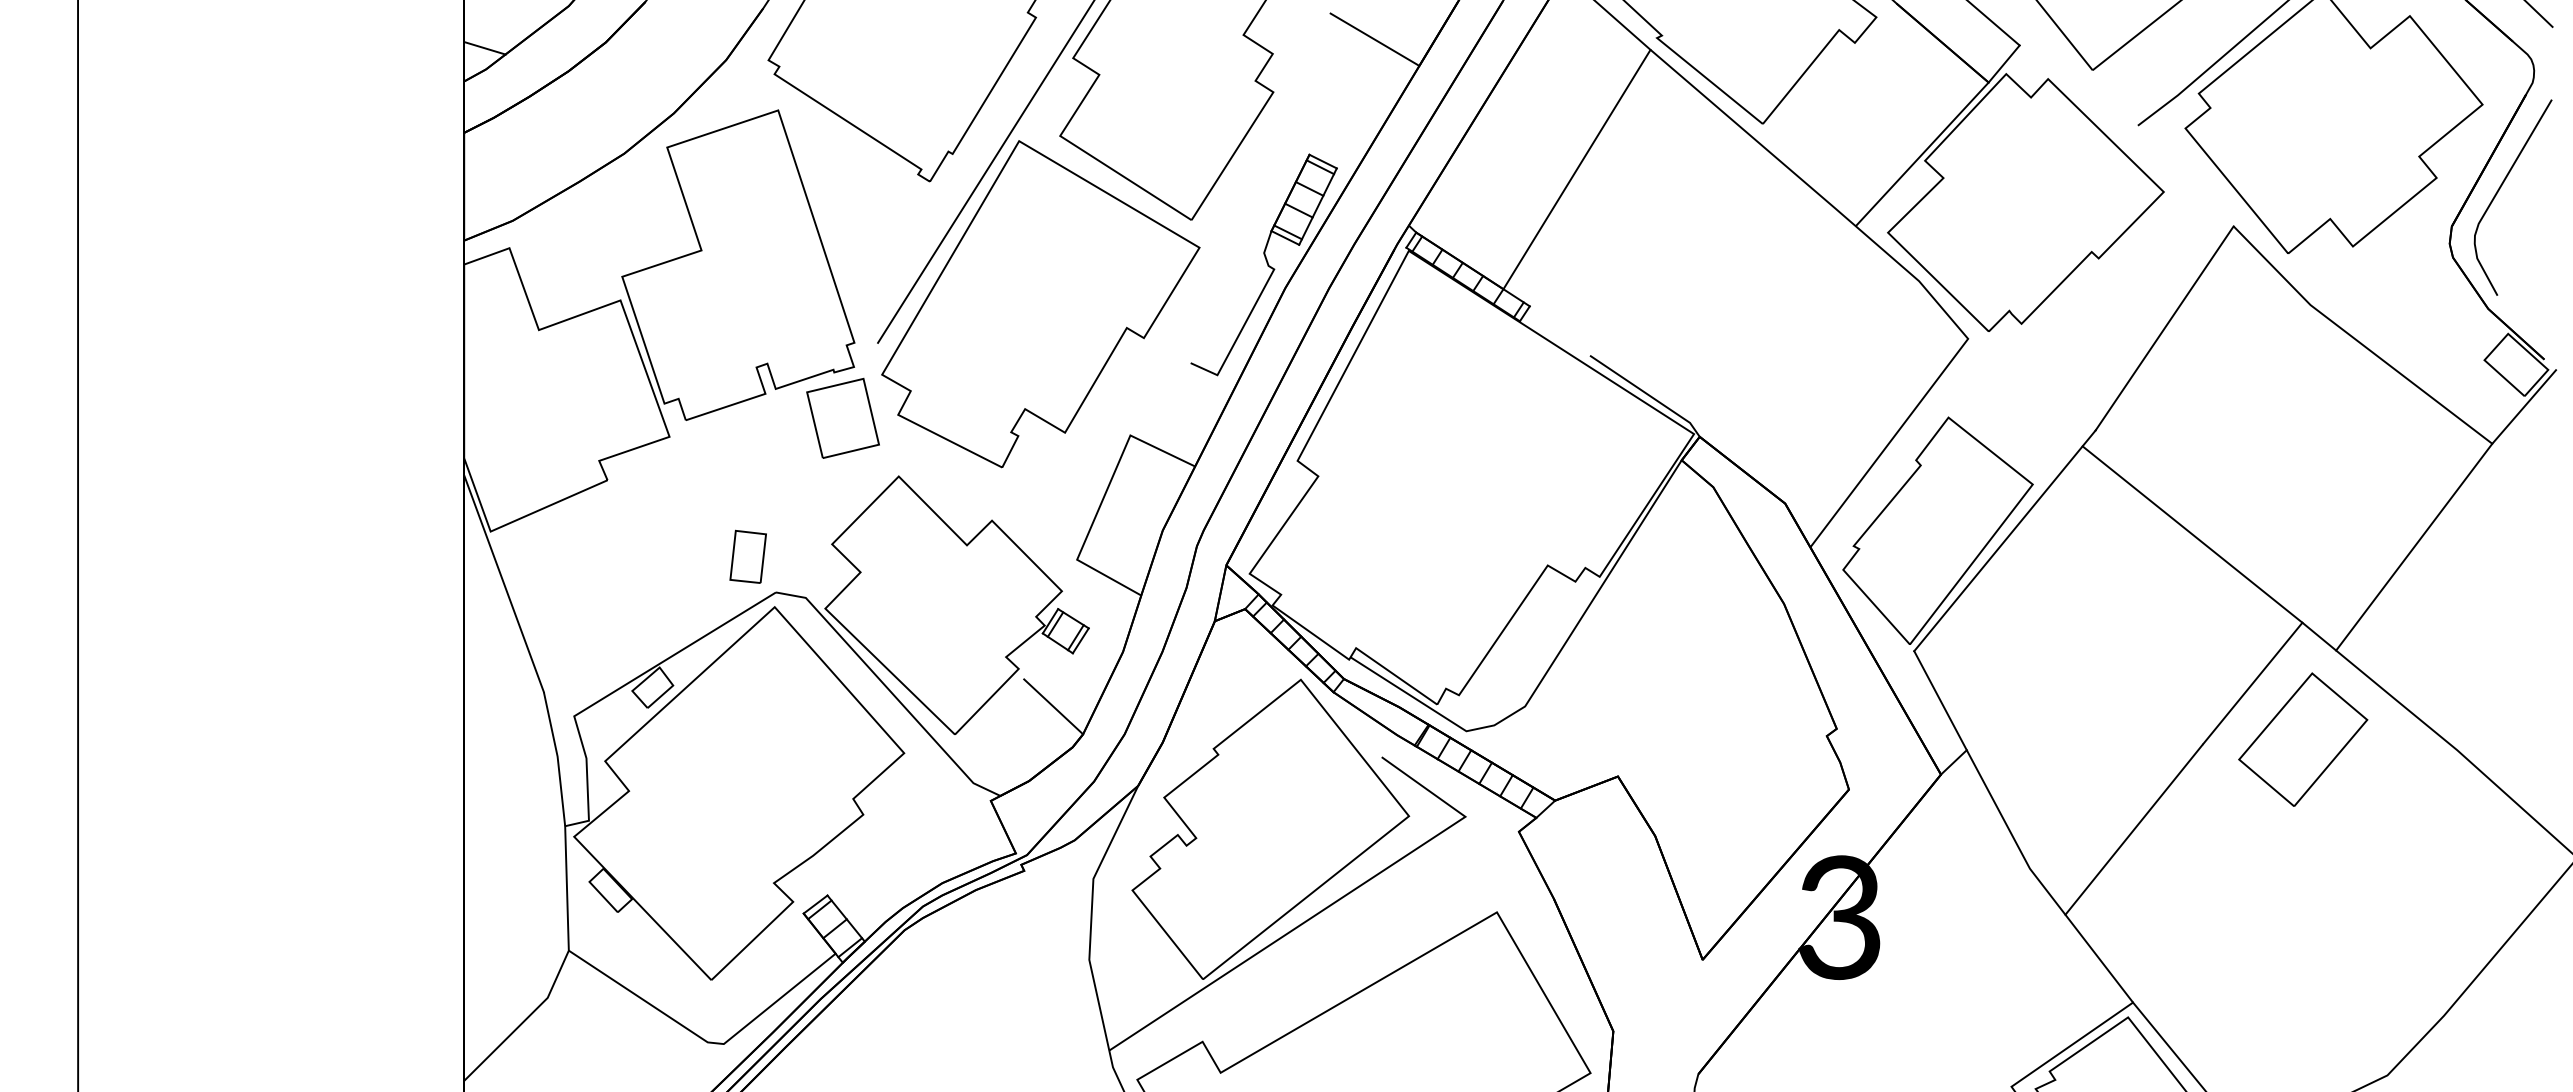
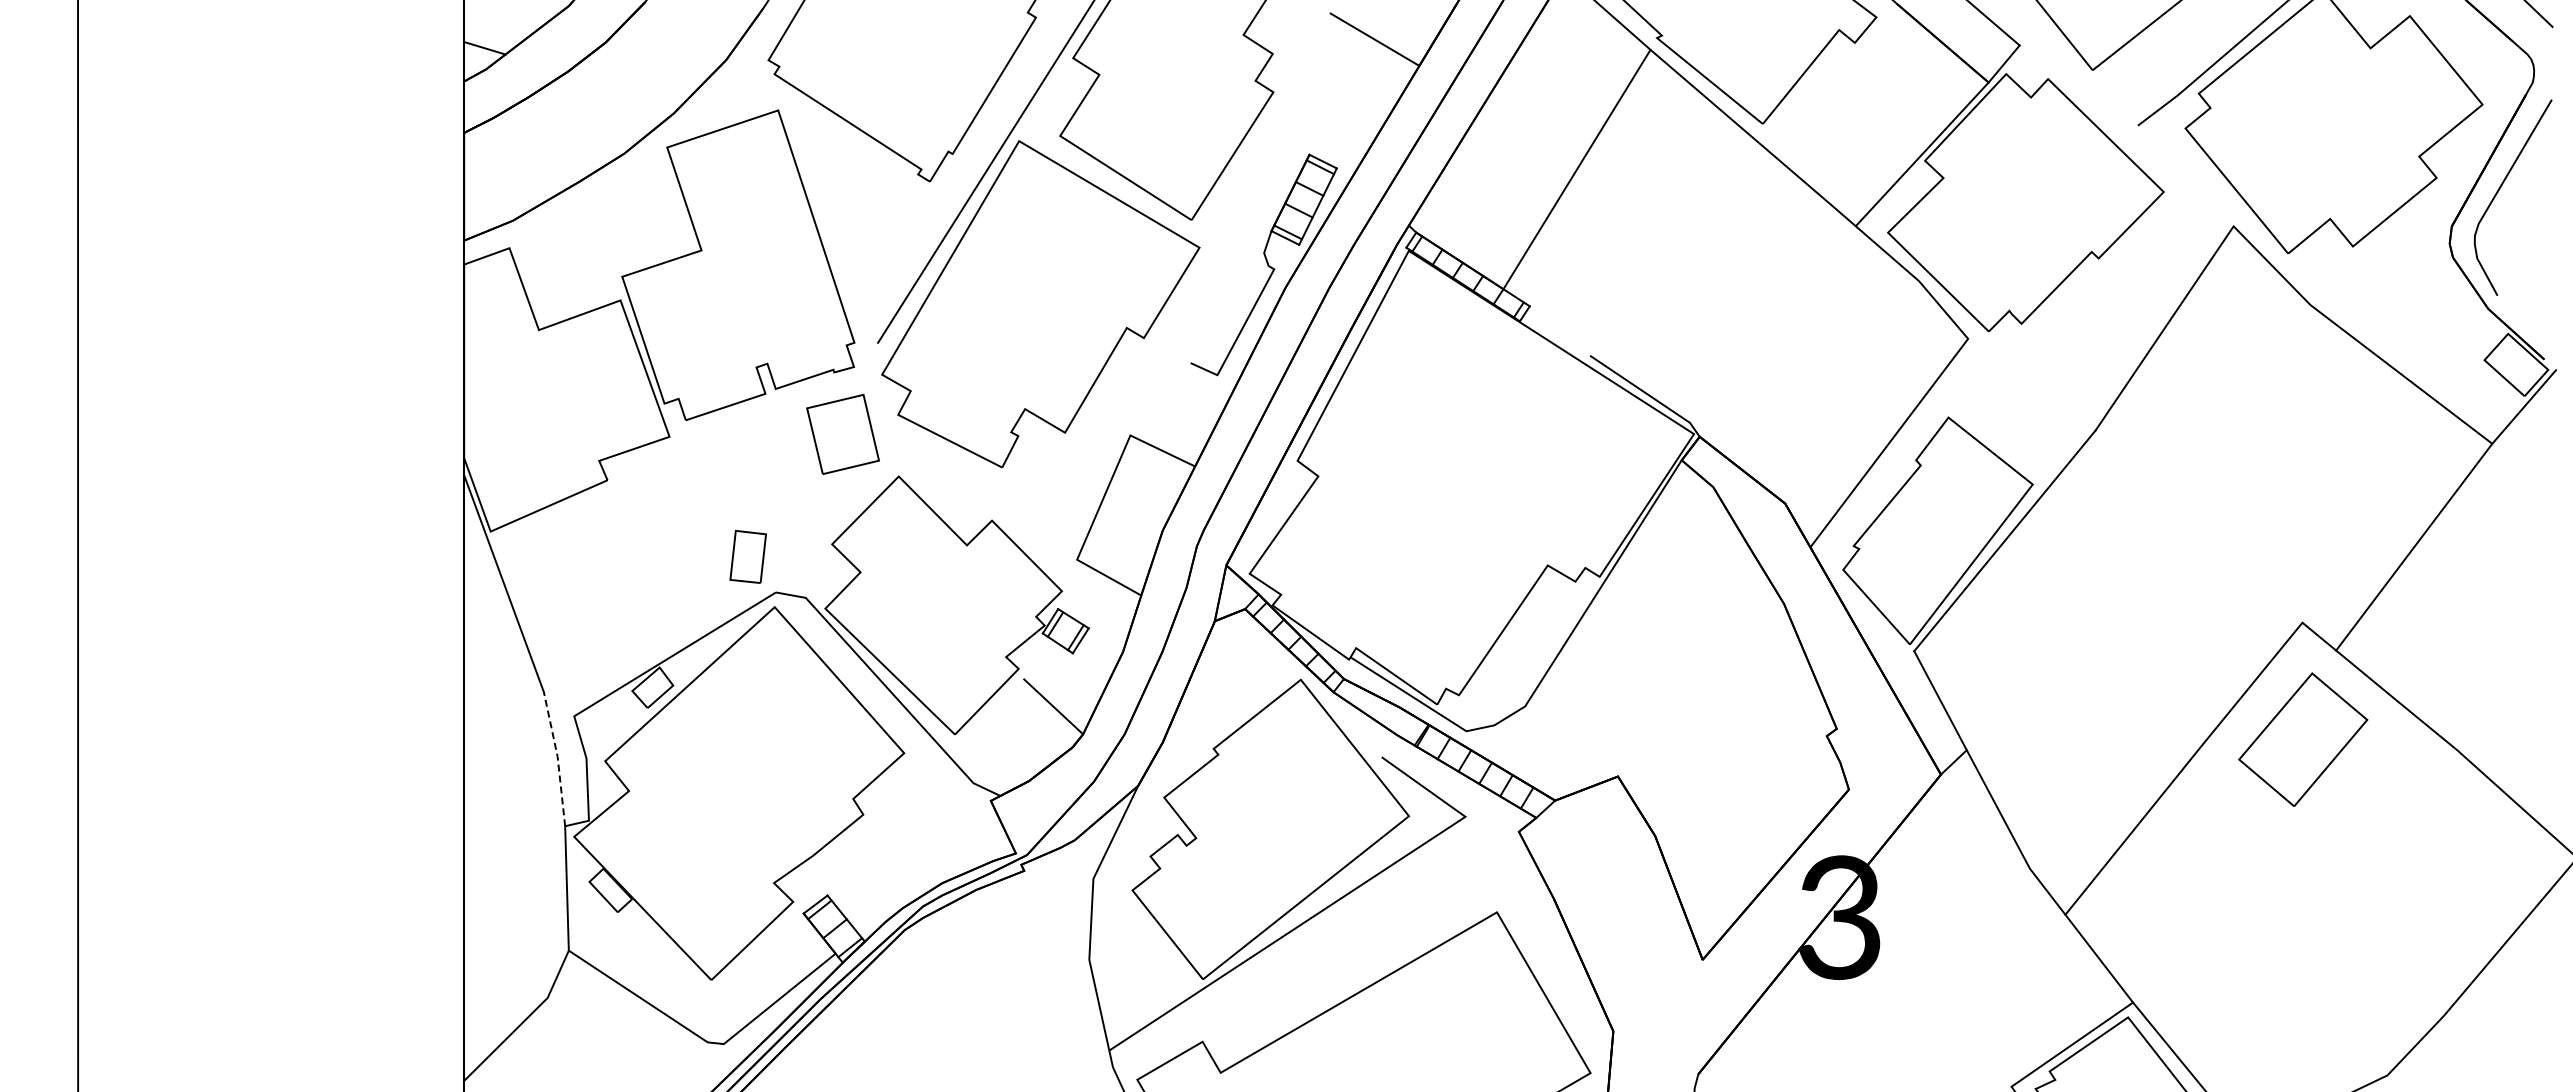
part position: (842, 417) -> (842, 433) (842, 433)
line: present -> none (2192, 534)
line: solid -> dashed (557, 758)
